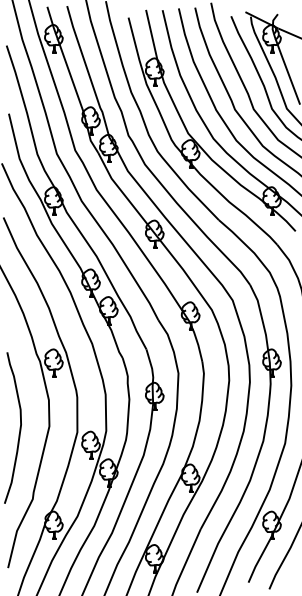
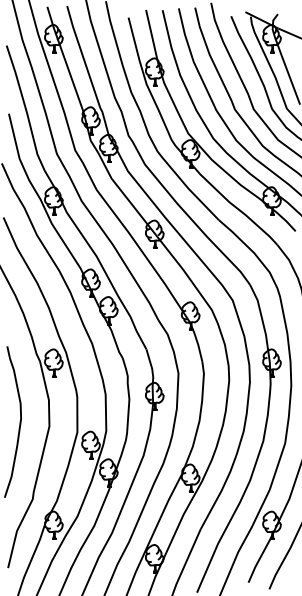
curve position: (19, 427) -> (19, 421) (19, 421)
